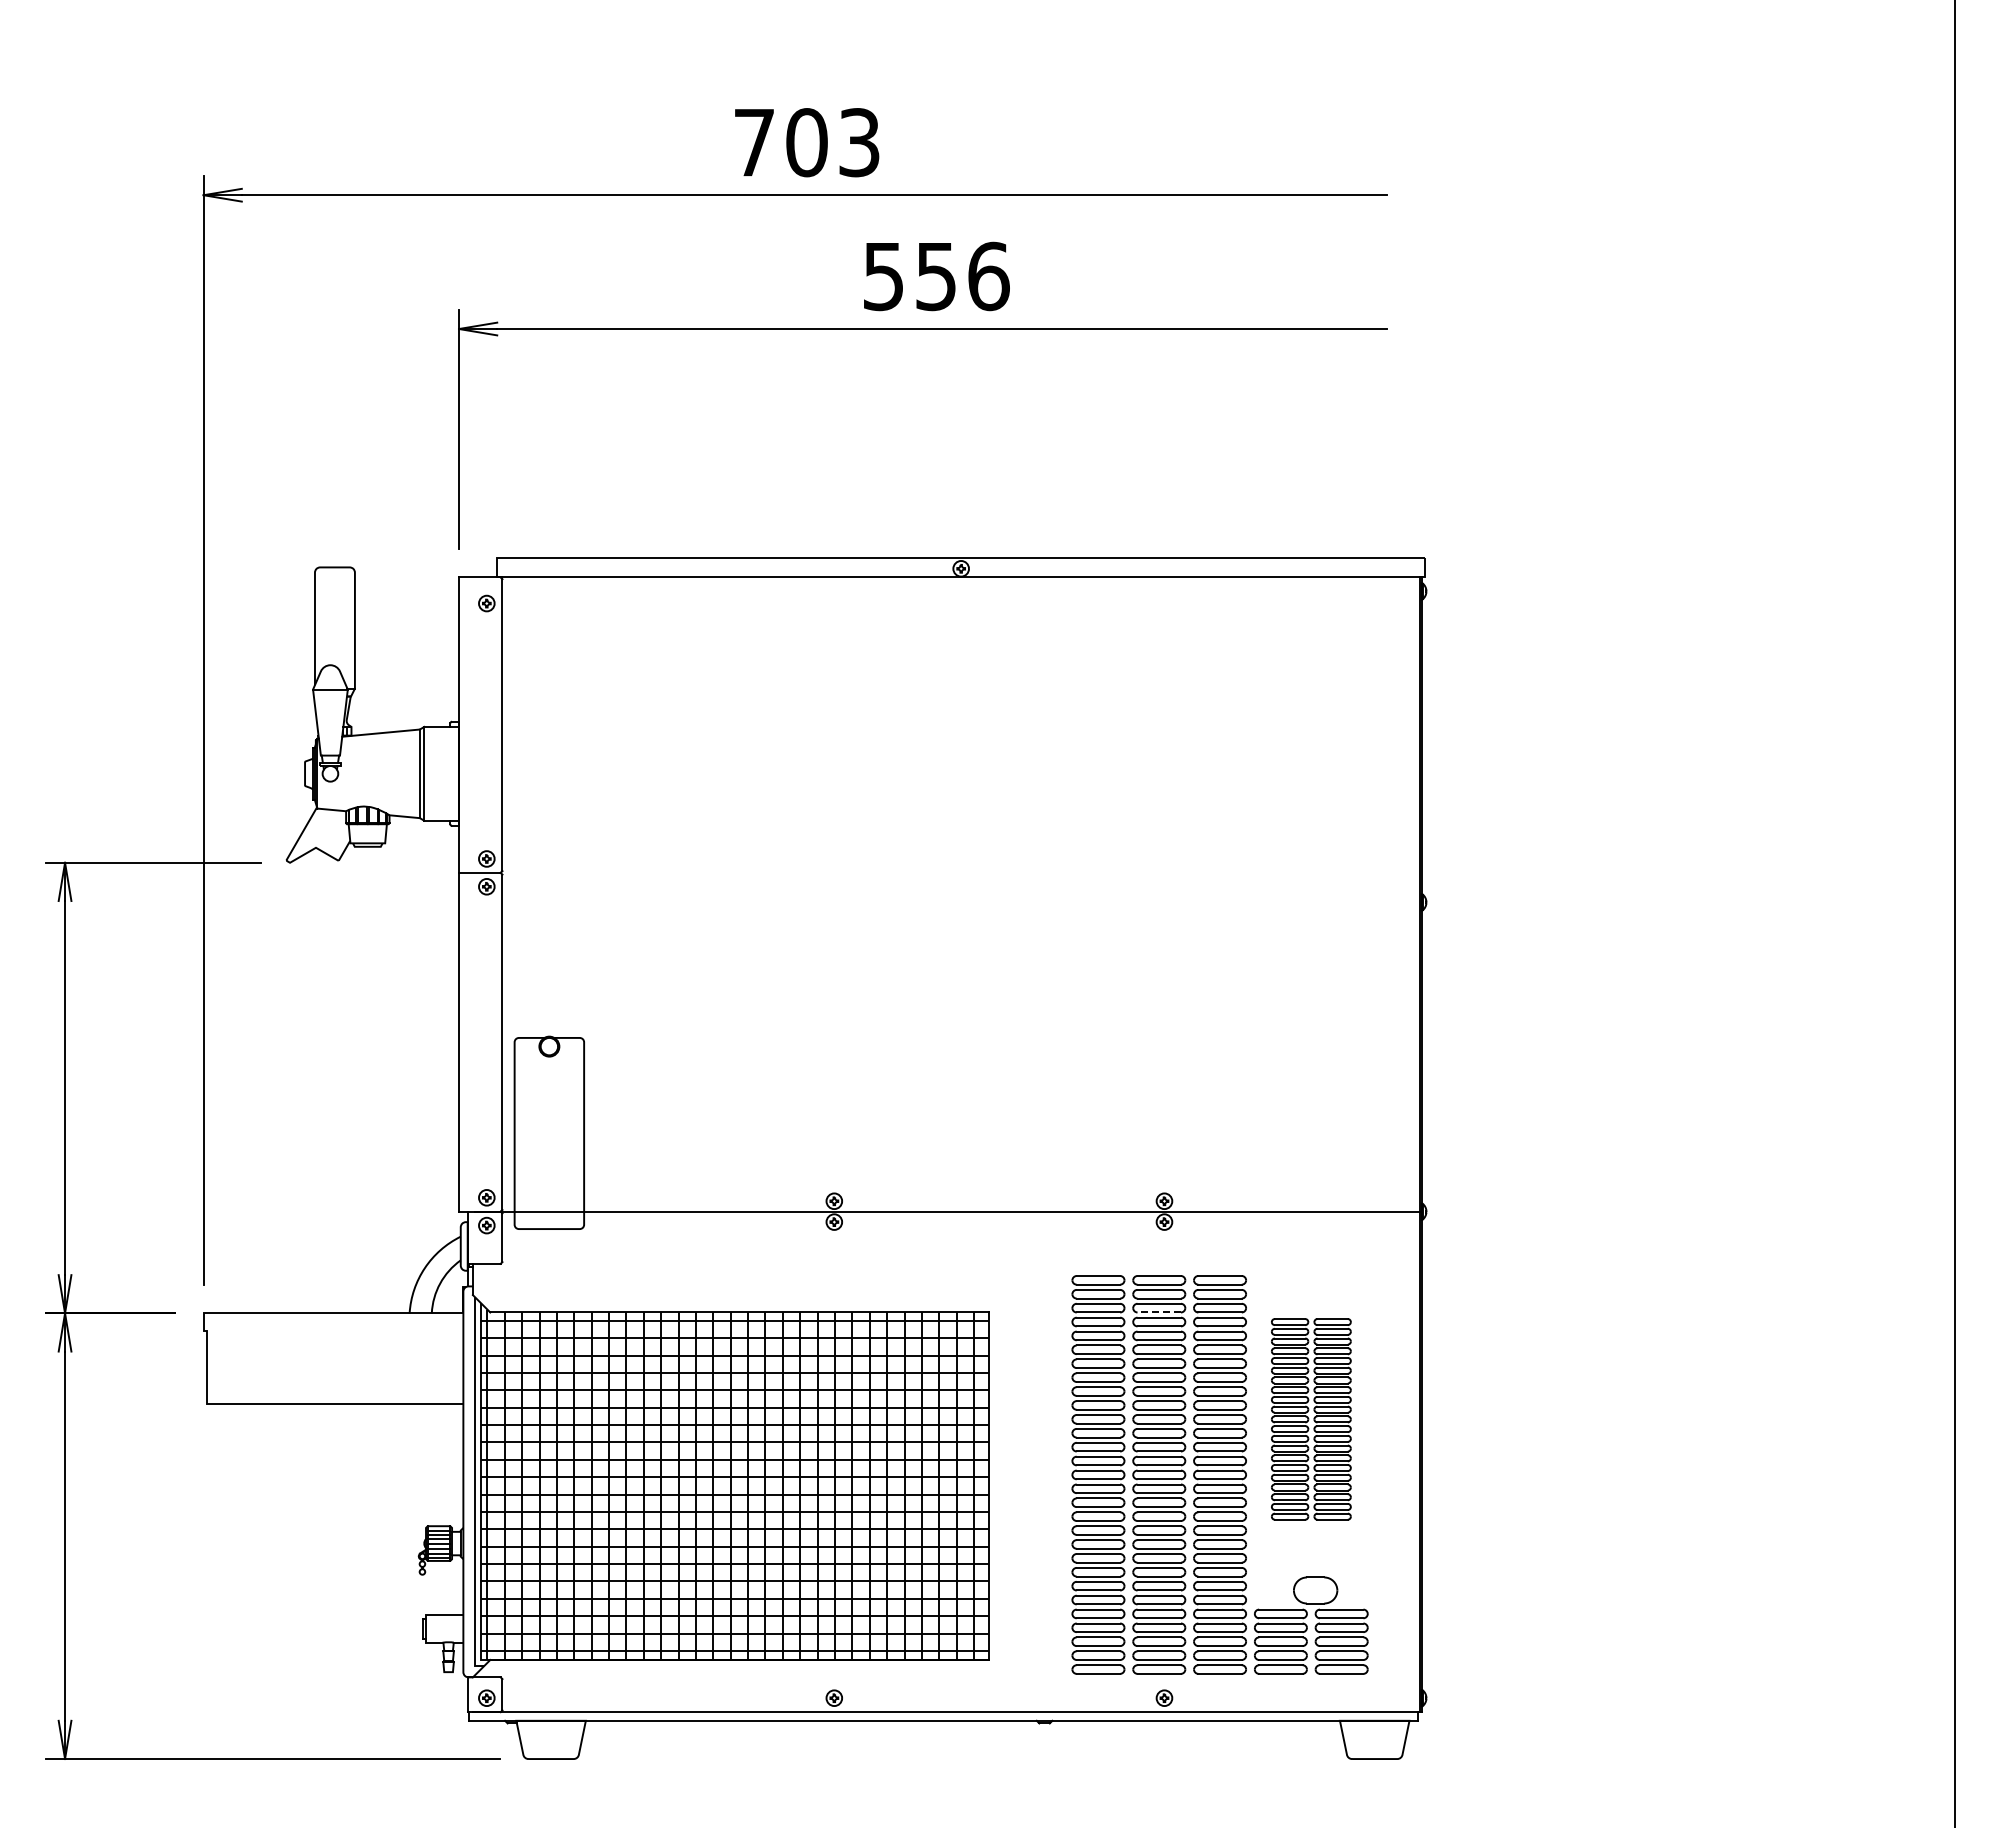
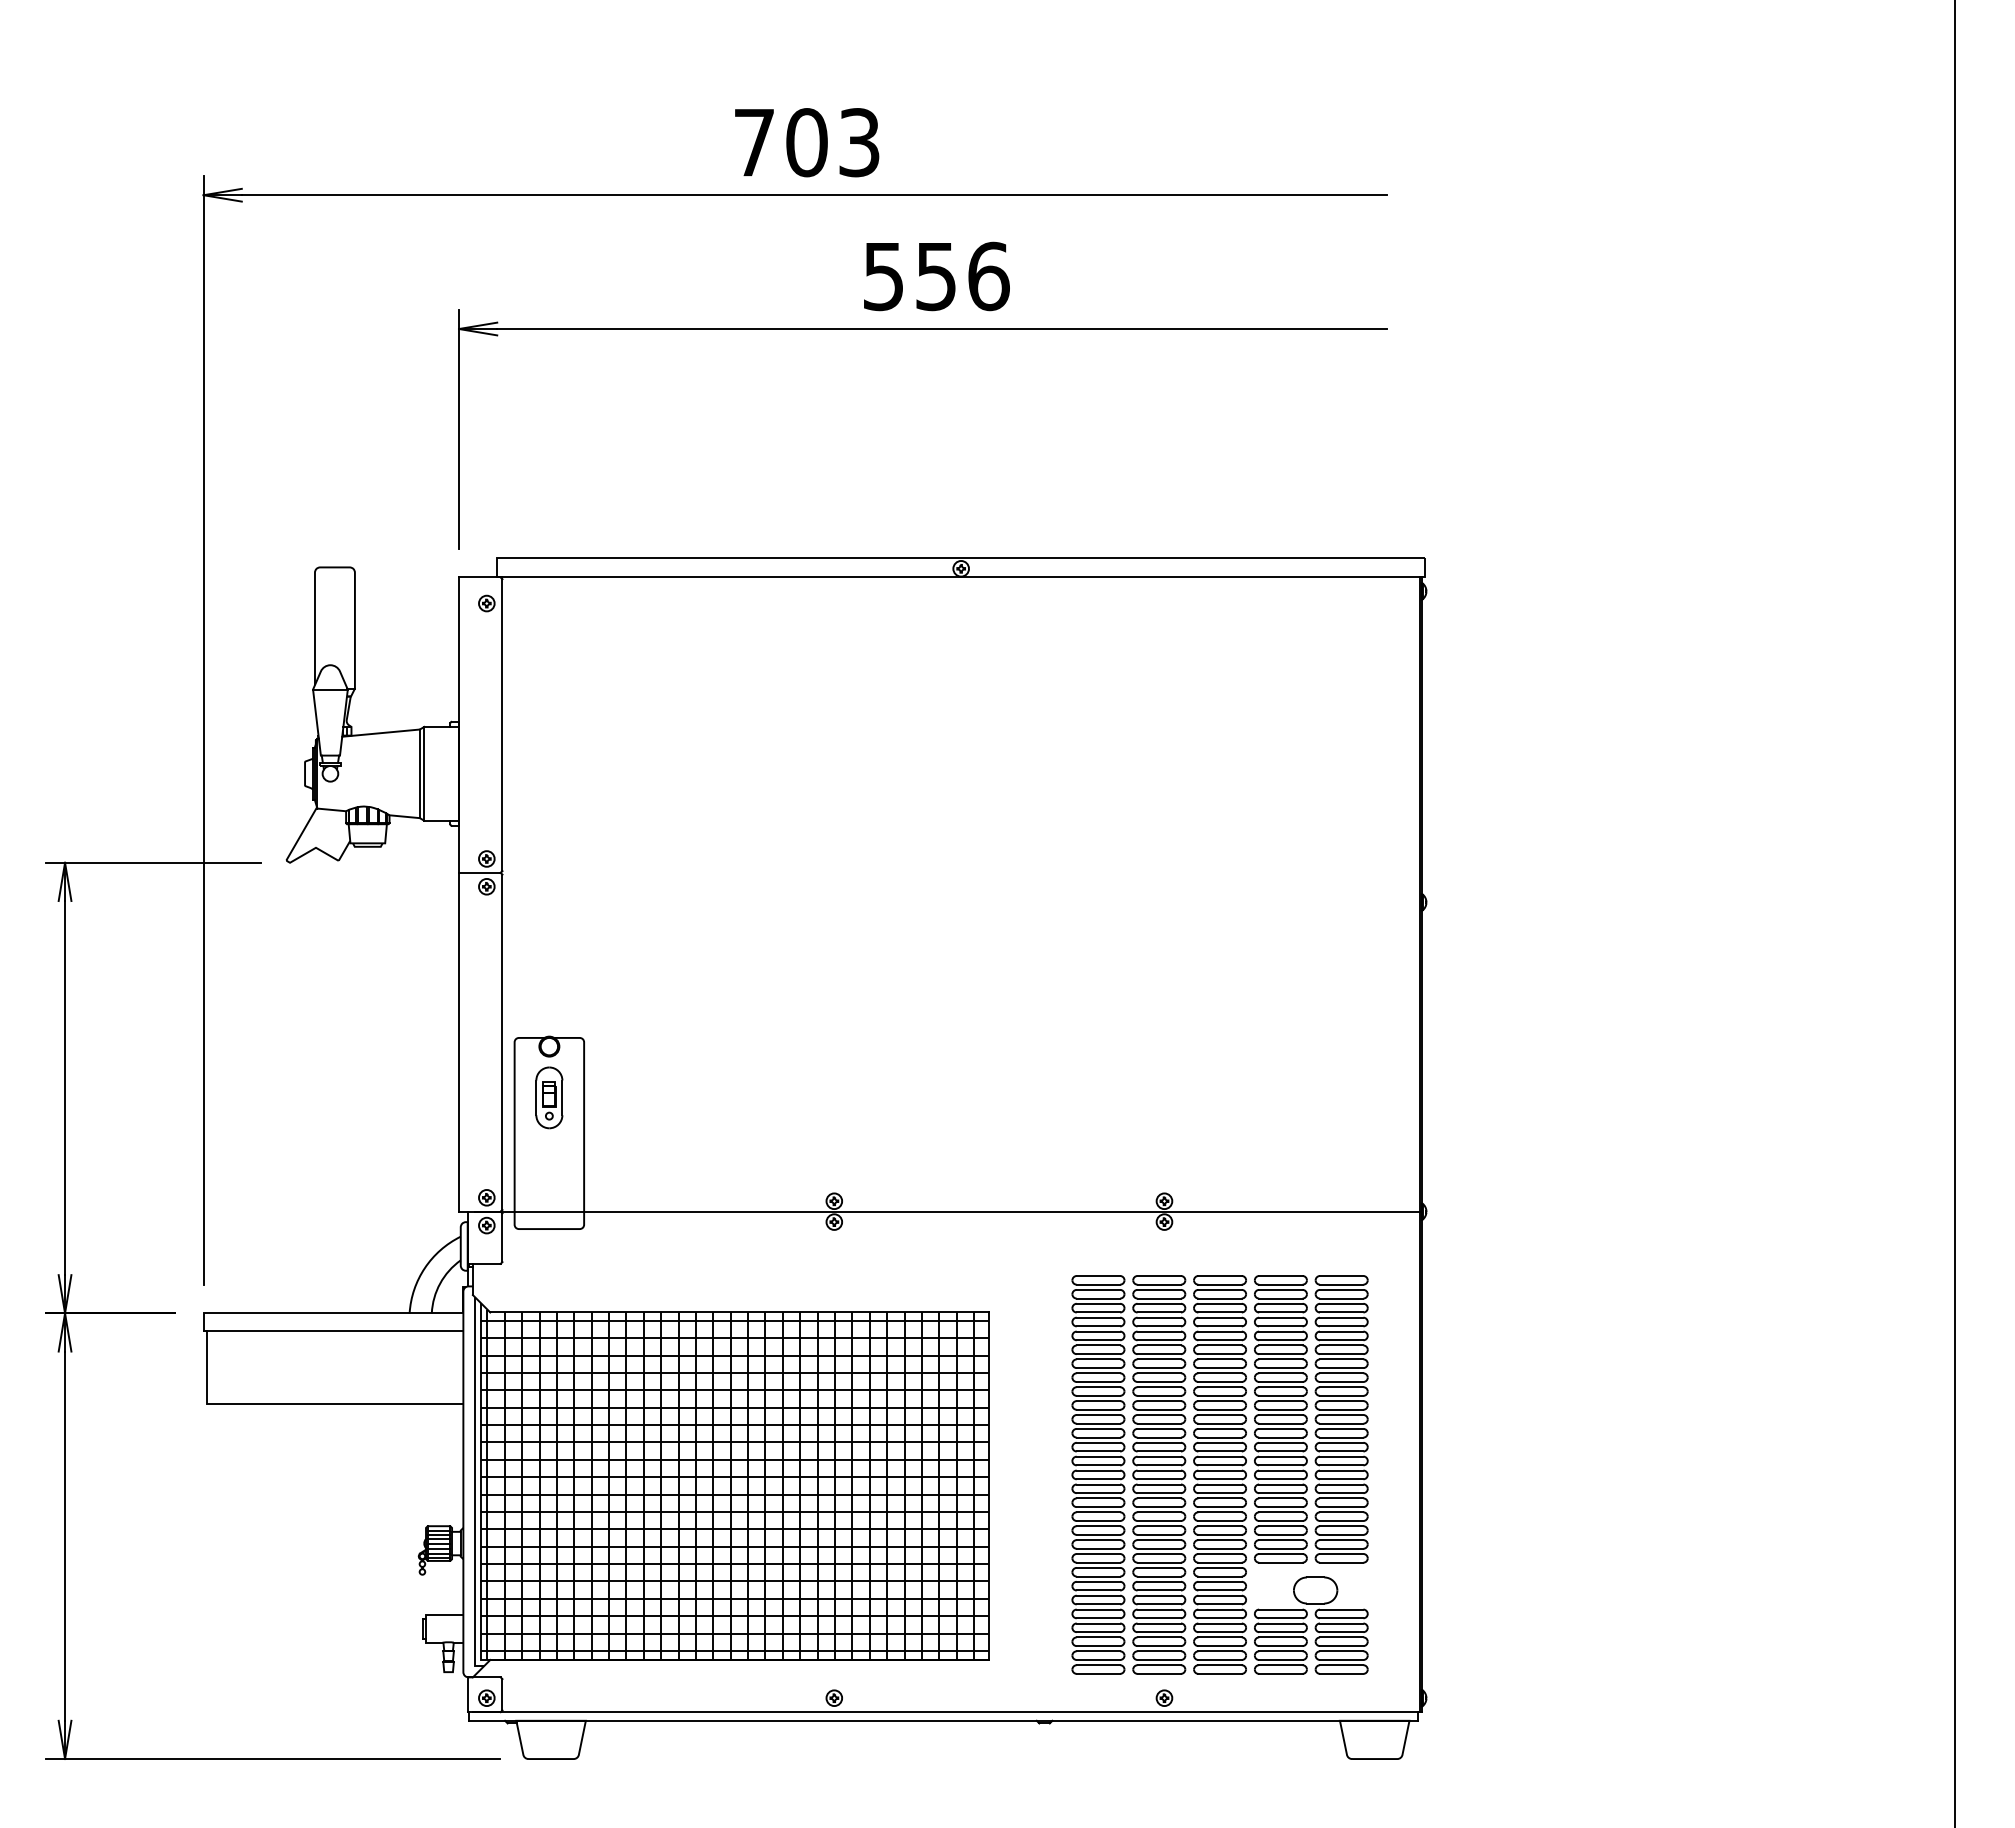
part: none -> present (549, 1097)
line: dashed -> solid (1159, 1312)
line: none -> present (333, 1330)
part size: 81x203 px -> 115x289 px (1311, 1419)
